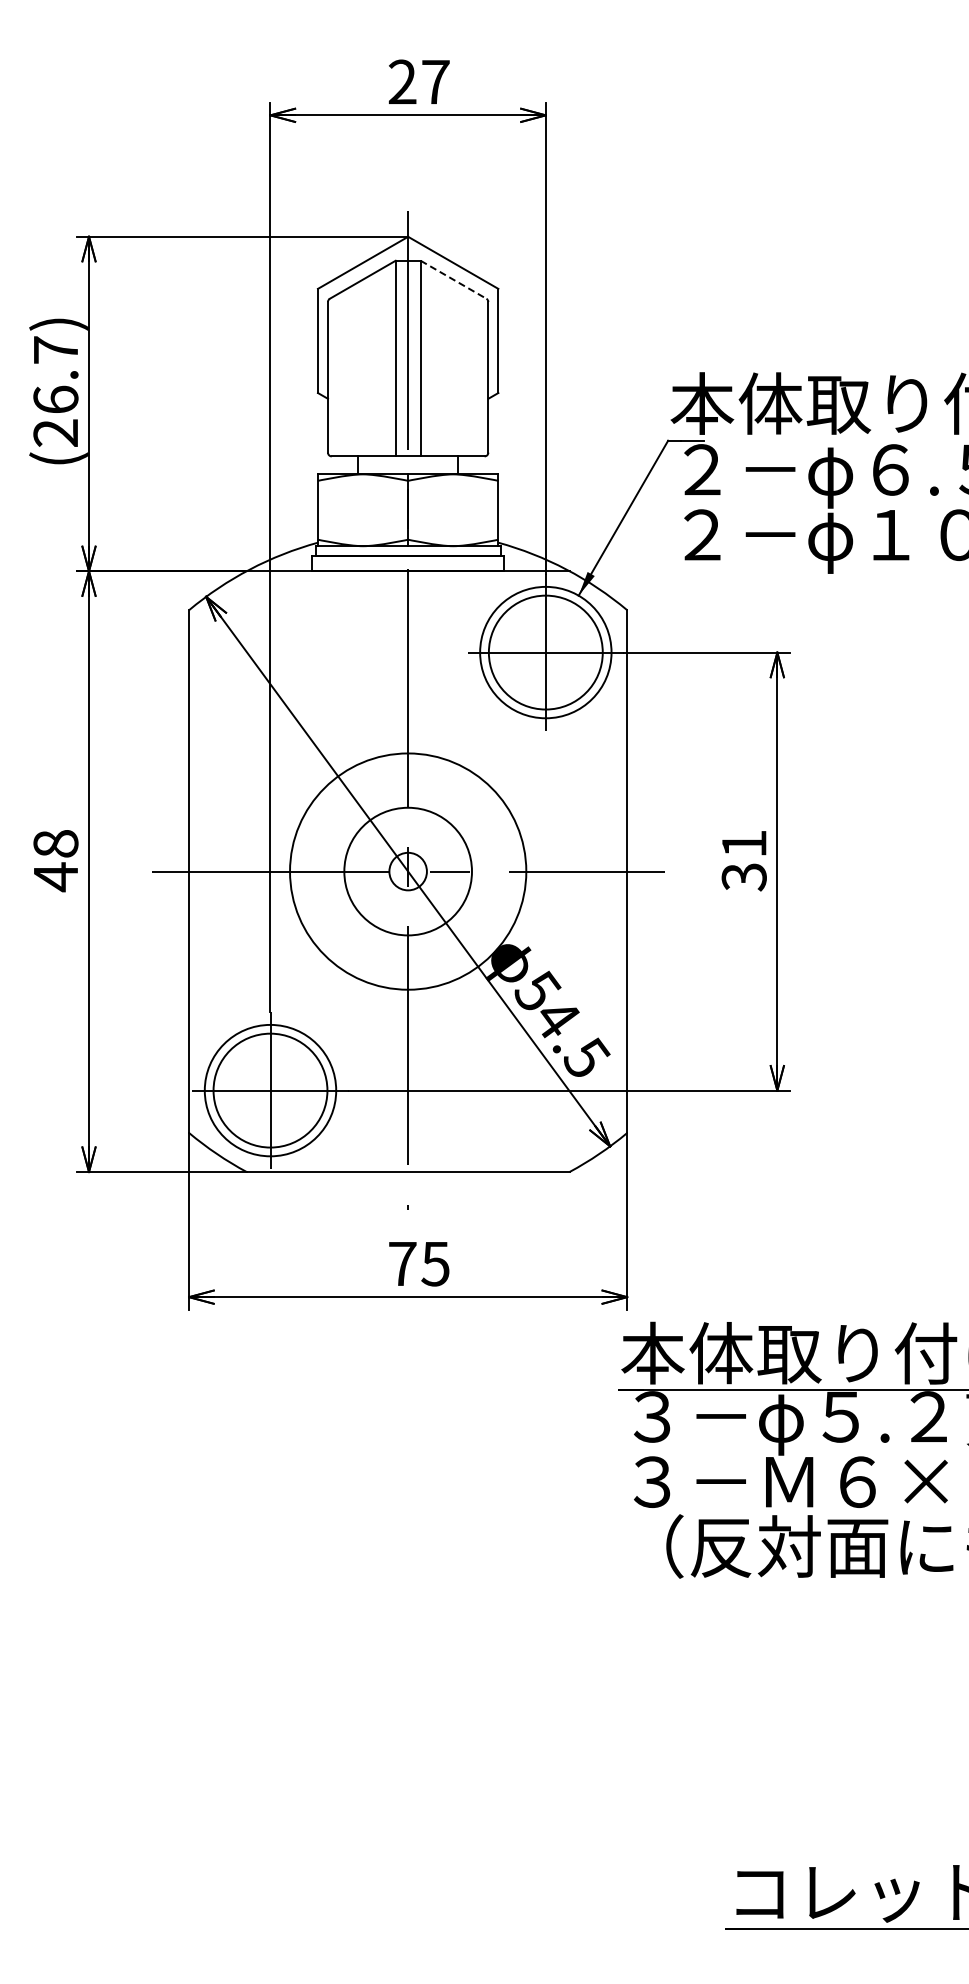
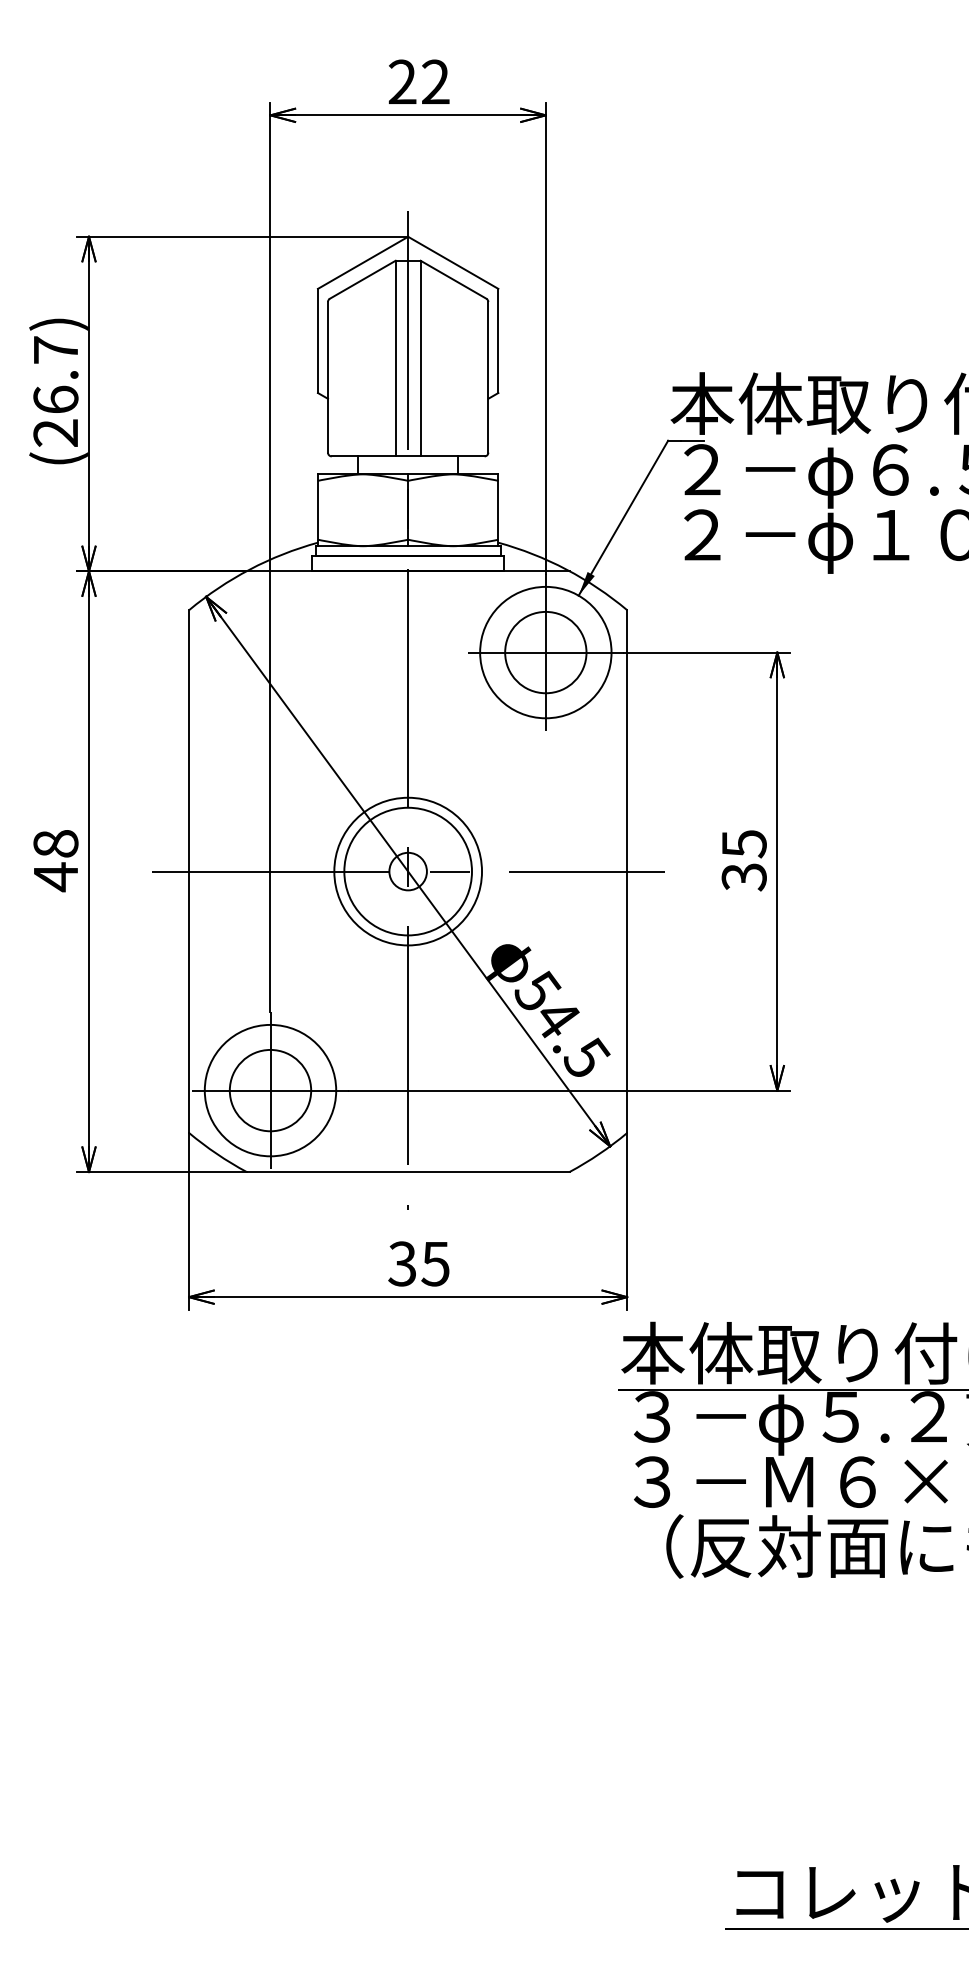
text: 27 -> 22 (435, 81)
line: dashed -> solid (453, 279)
circle diameter: 114 px -> 81 px (545, 652)
text: 31 -> 35 (744, 844)
circle diameter: 236 px -> 148 px (408, 871)
circle diameter: 114 px -> 81 px (270, 1090)
text: 75 -> 35 (402, 1263)
